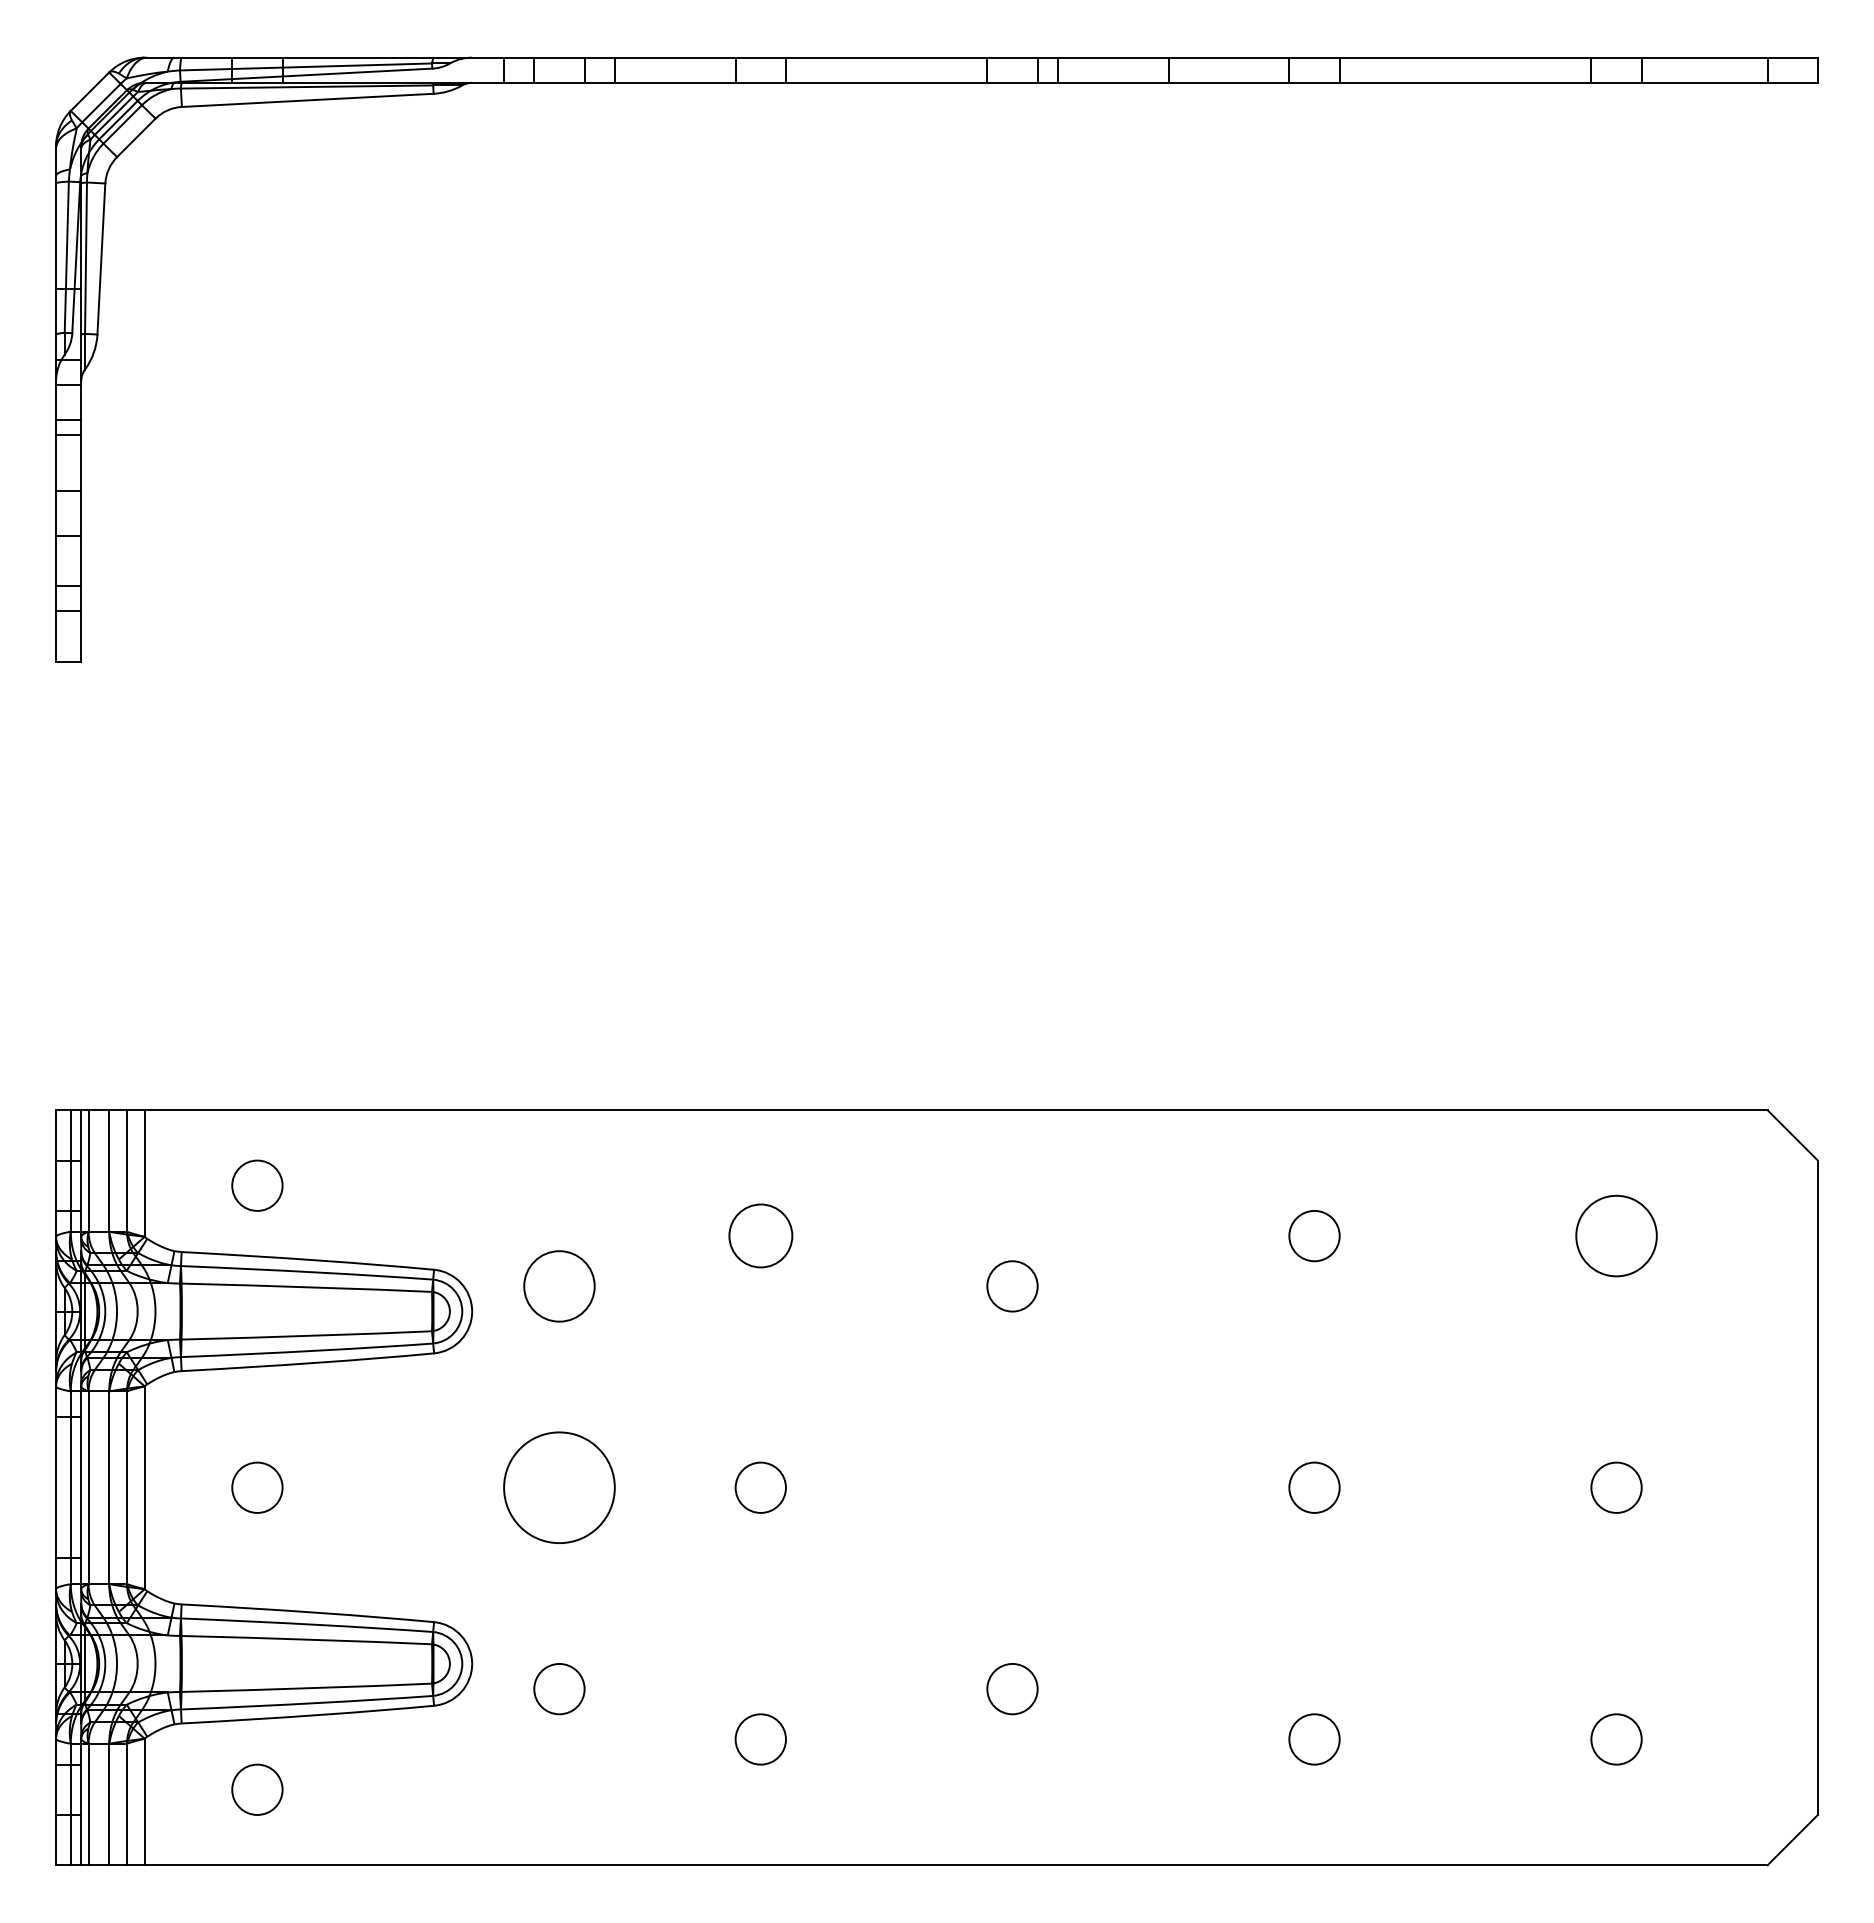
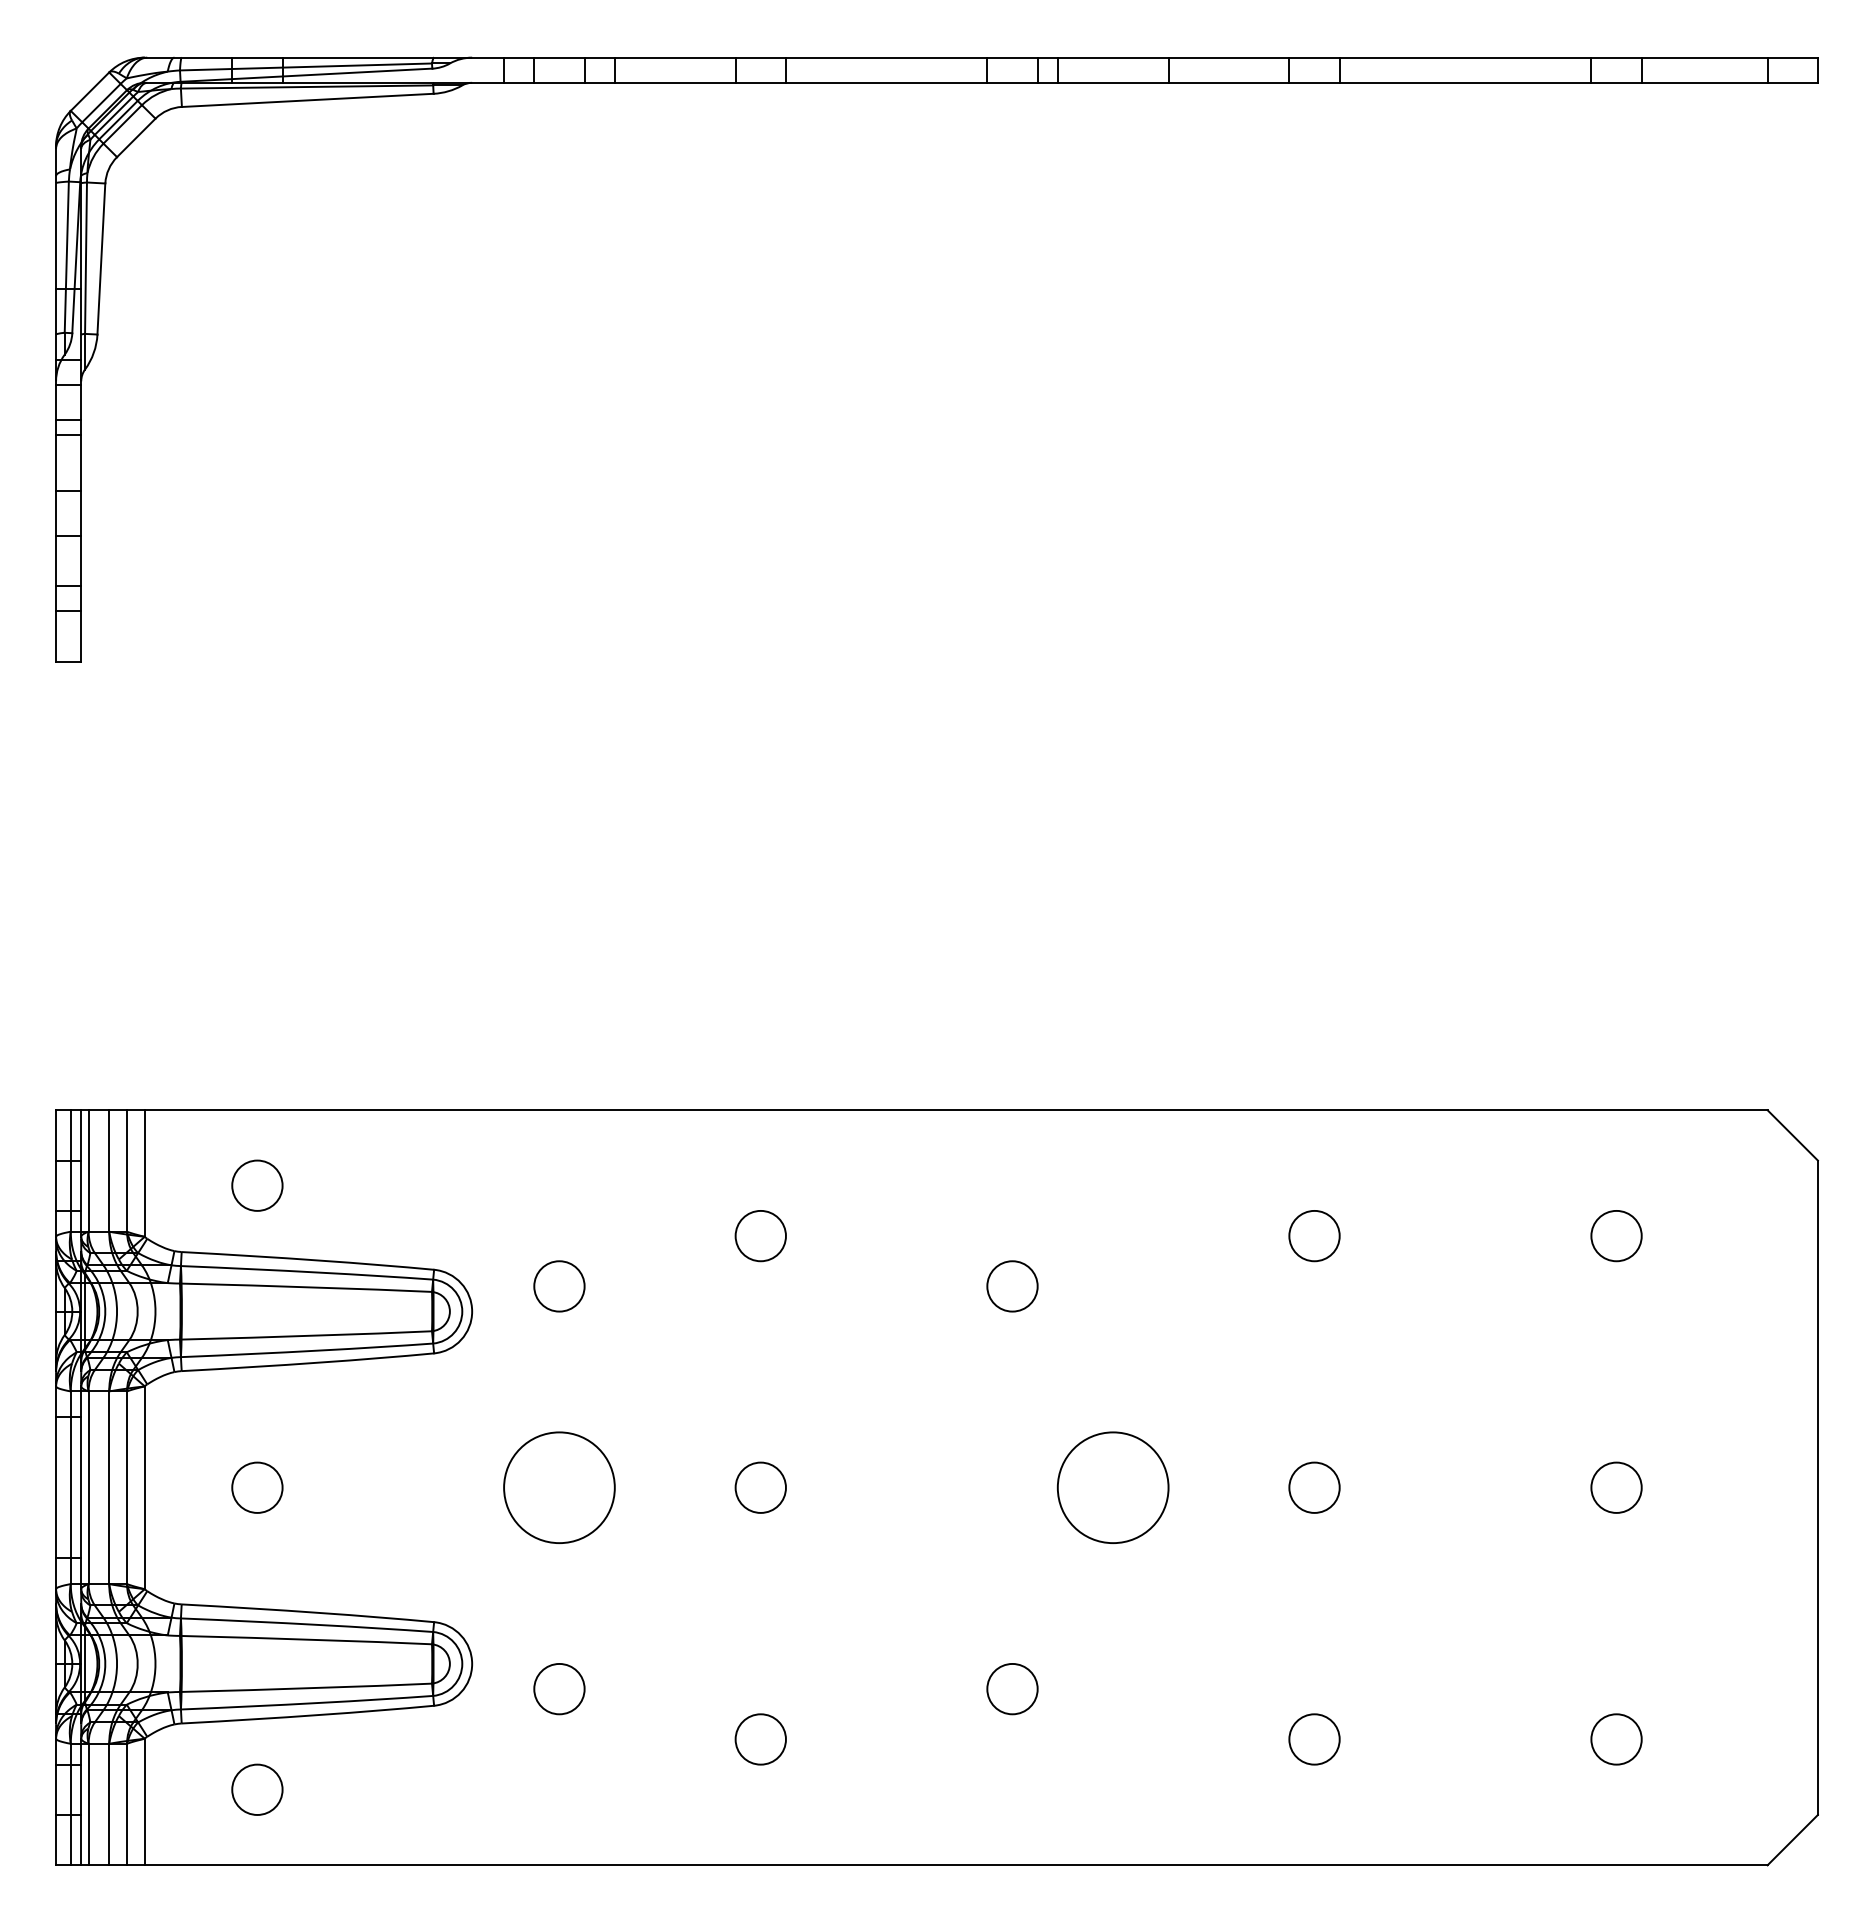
circle size: 66x66 px -> 53x53 px (760, 1236)
circle diameter: 81 px -> 50 px (1616, 1235)
circle diameter: 70 px -> 50 px (559, 1286)
circle: none -> present (1112, 1487)
